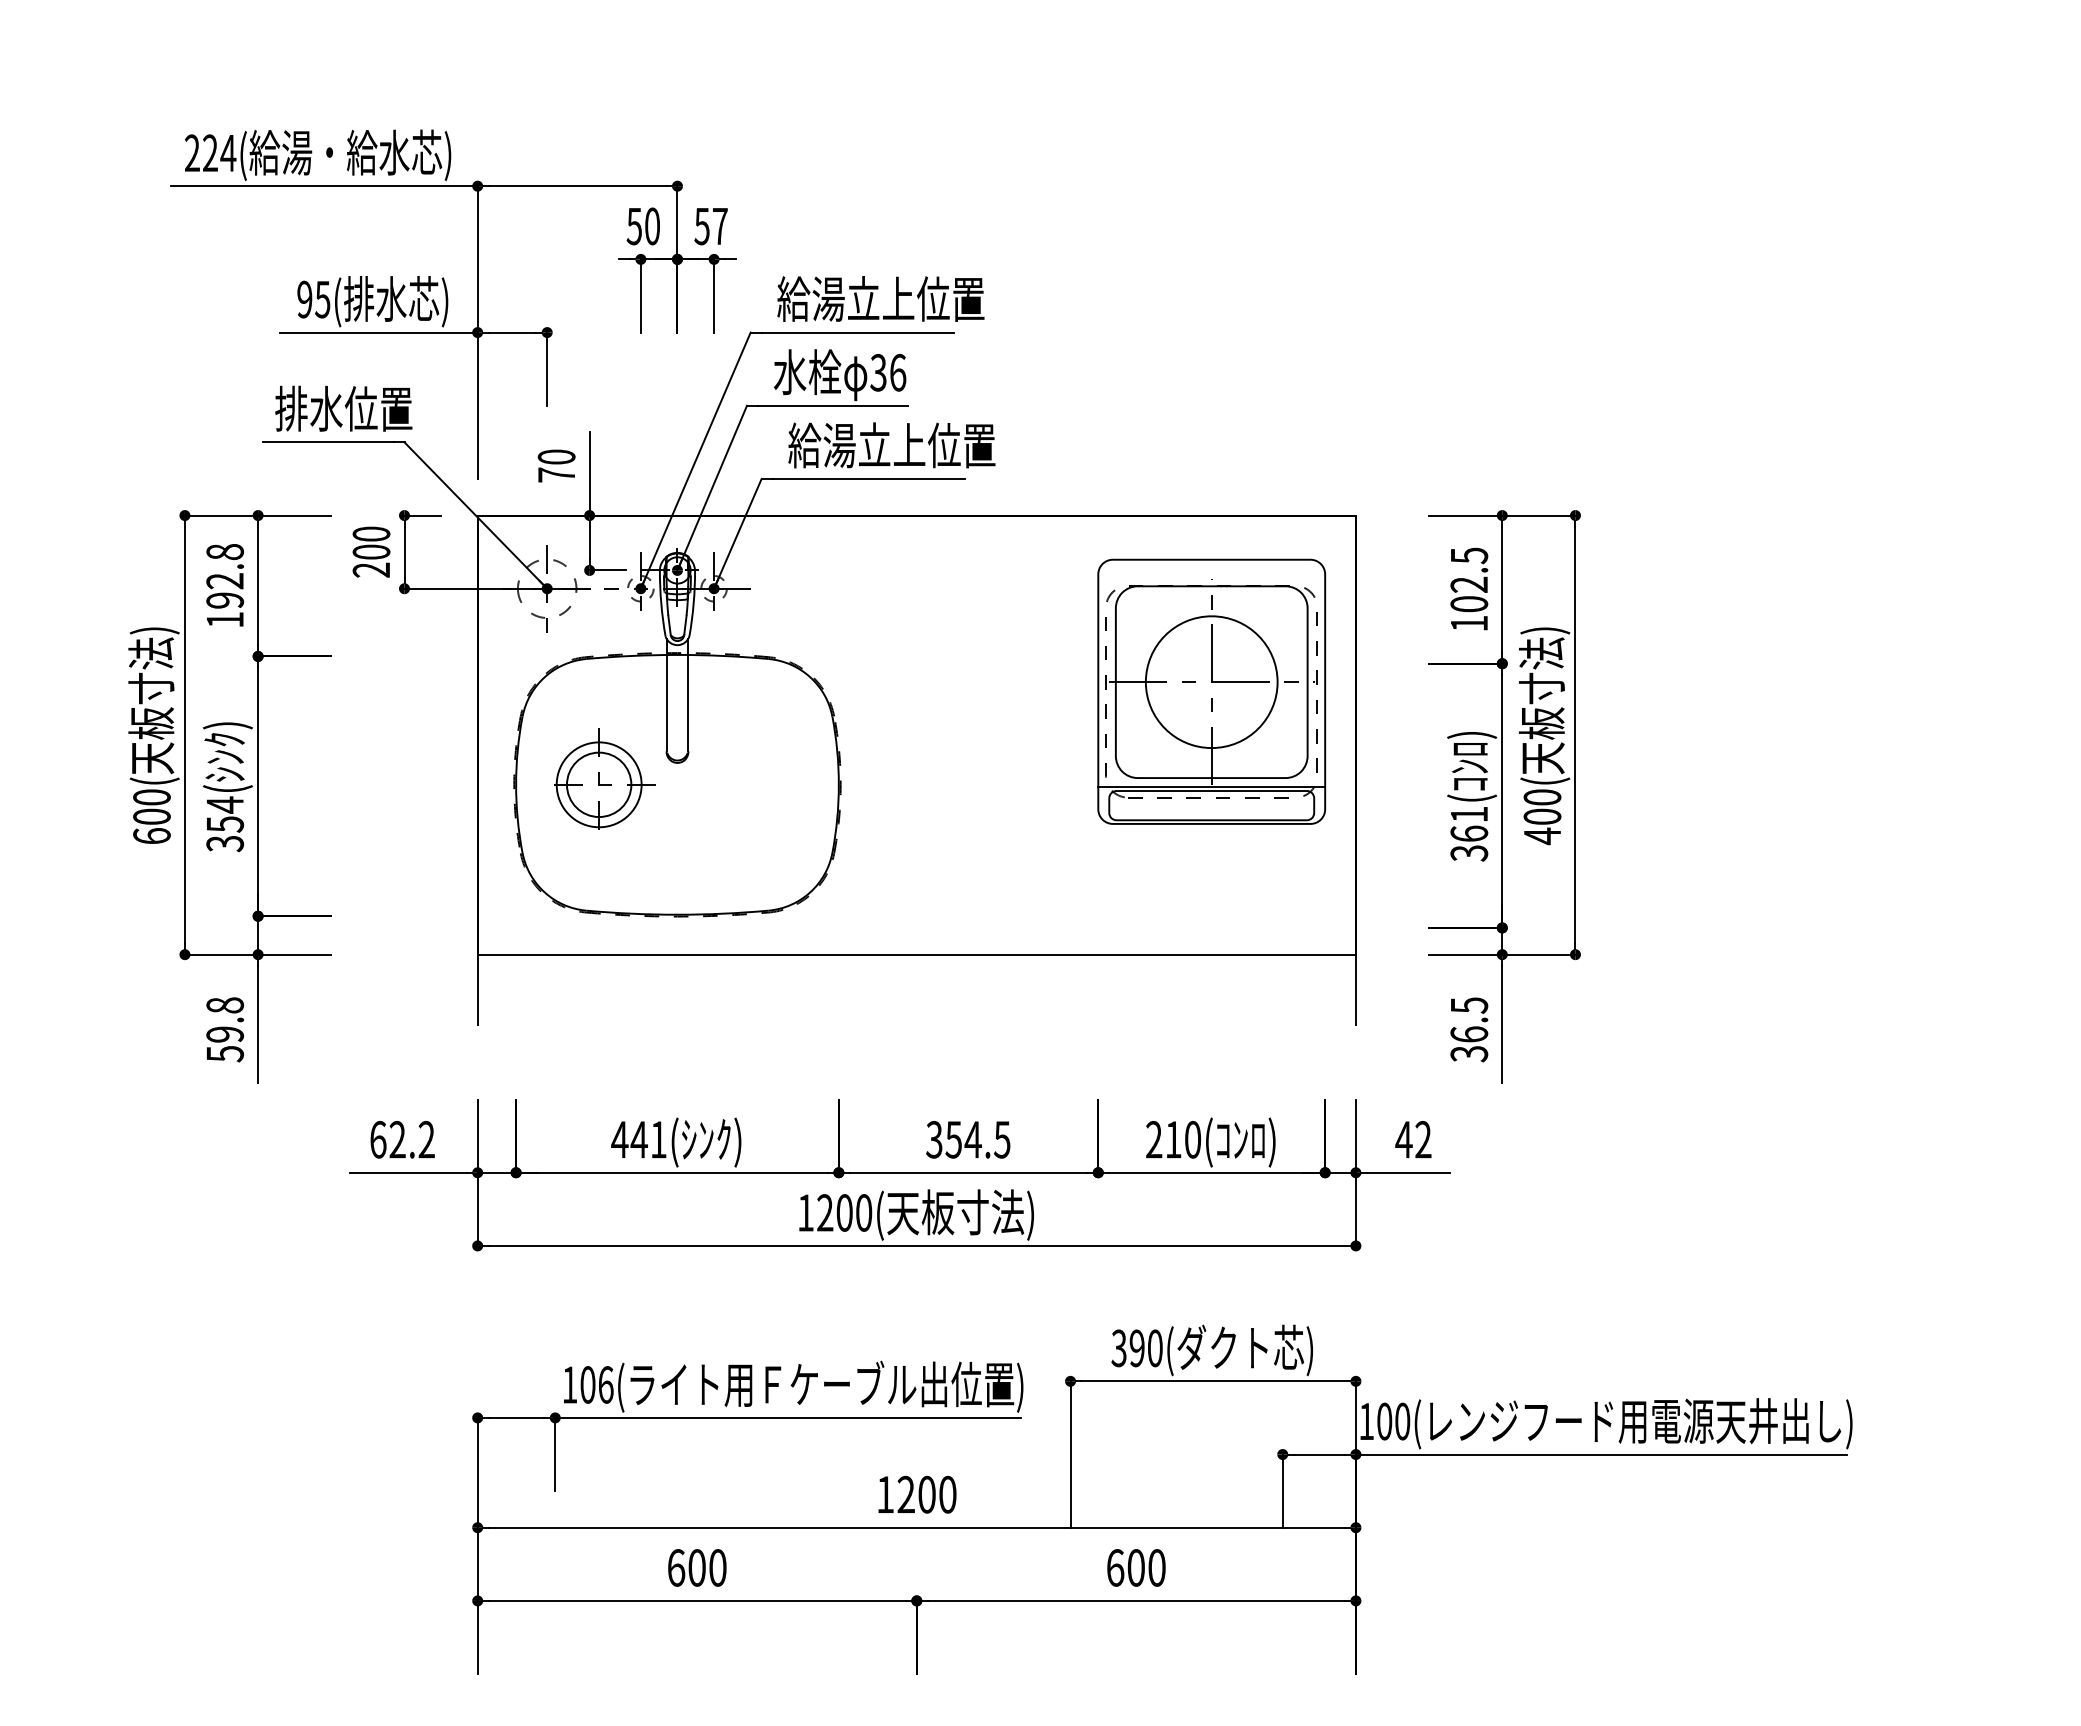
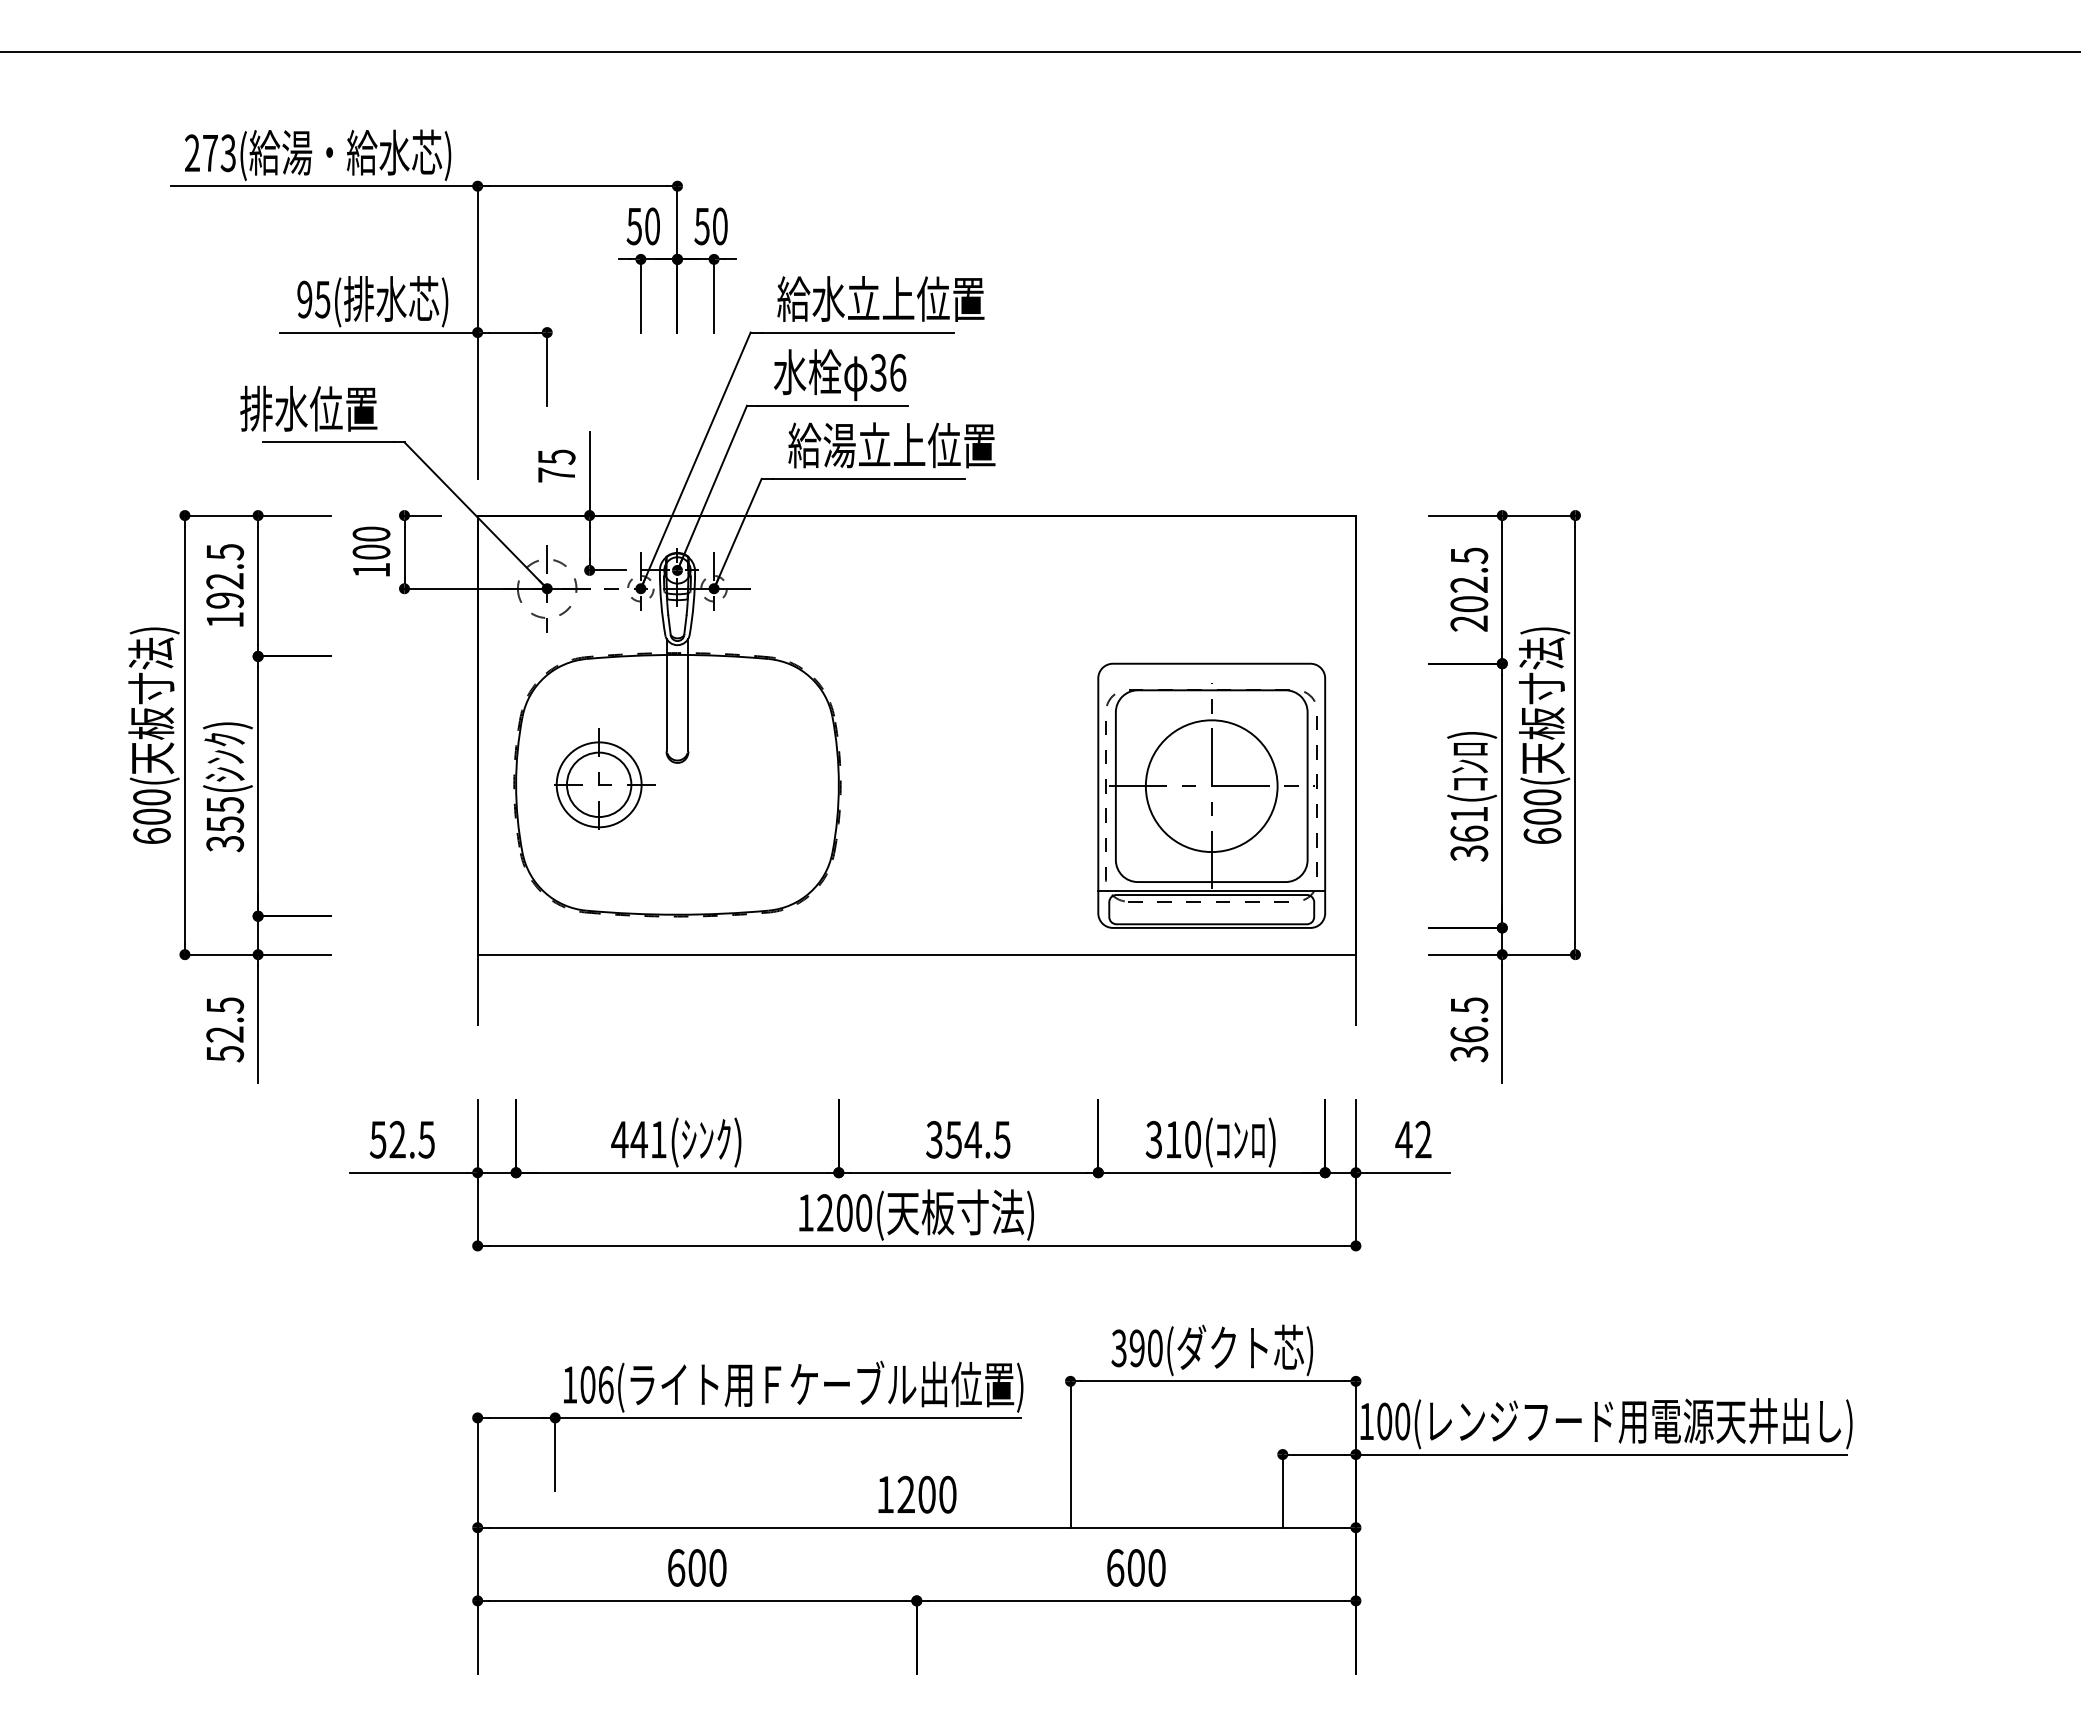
line: none -> present (1039, 51)
text: 224( -> 273( (219, 153)
text: 57 -> 50 (720, 226)
text: 給湯立上位置 -> 給水立上位置 (828, 298)
text position: (343, 408) -> (308, 408) (308, 408)
text: 70 -> 75 (556, 456)
text: 192.8 -> 192.5 (224, 552)
text: 200 -> 100 (370, 569)
text: 102.5 -> 202.5 (1468, 623)
part position: (1211, 691) -> (1211, 795) (1211, 795)
text: 354( -> 355( (225, 804)
text: 400( -> 600( (1542, 836)
text: 59.8 -> 52.5 (225, 1019)
text: 62.2 -> 52.5 (401, 1139)
text: 210( -> 310( (1153, 1140)
